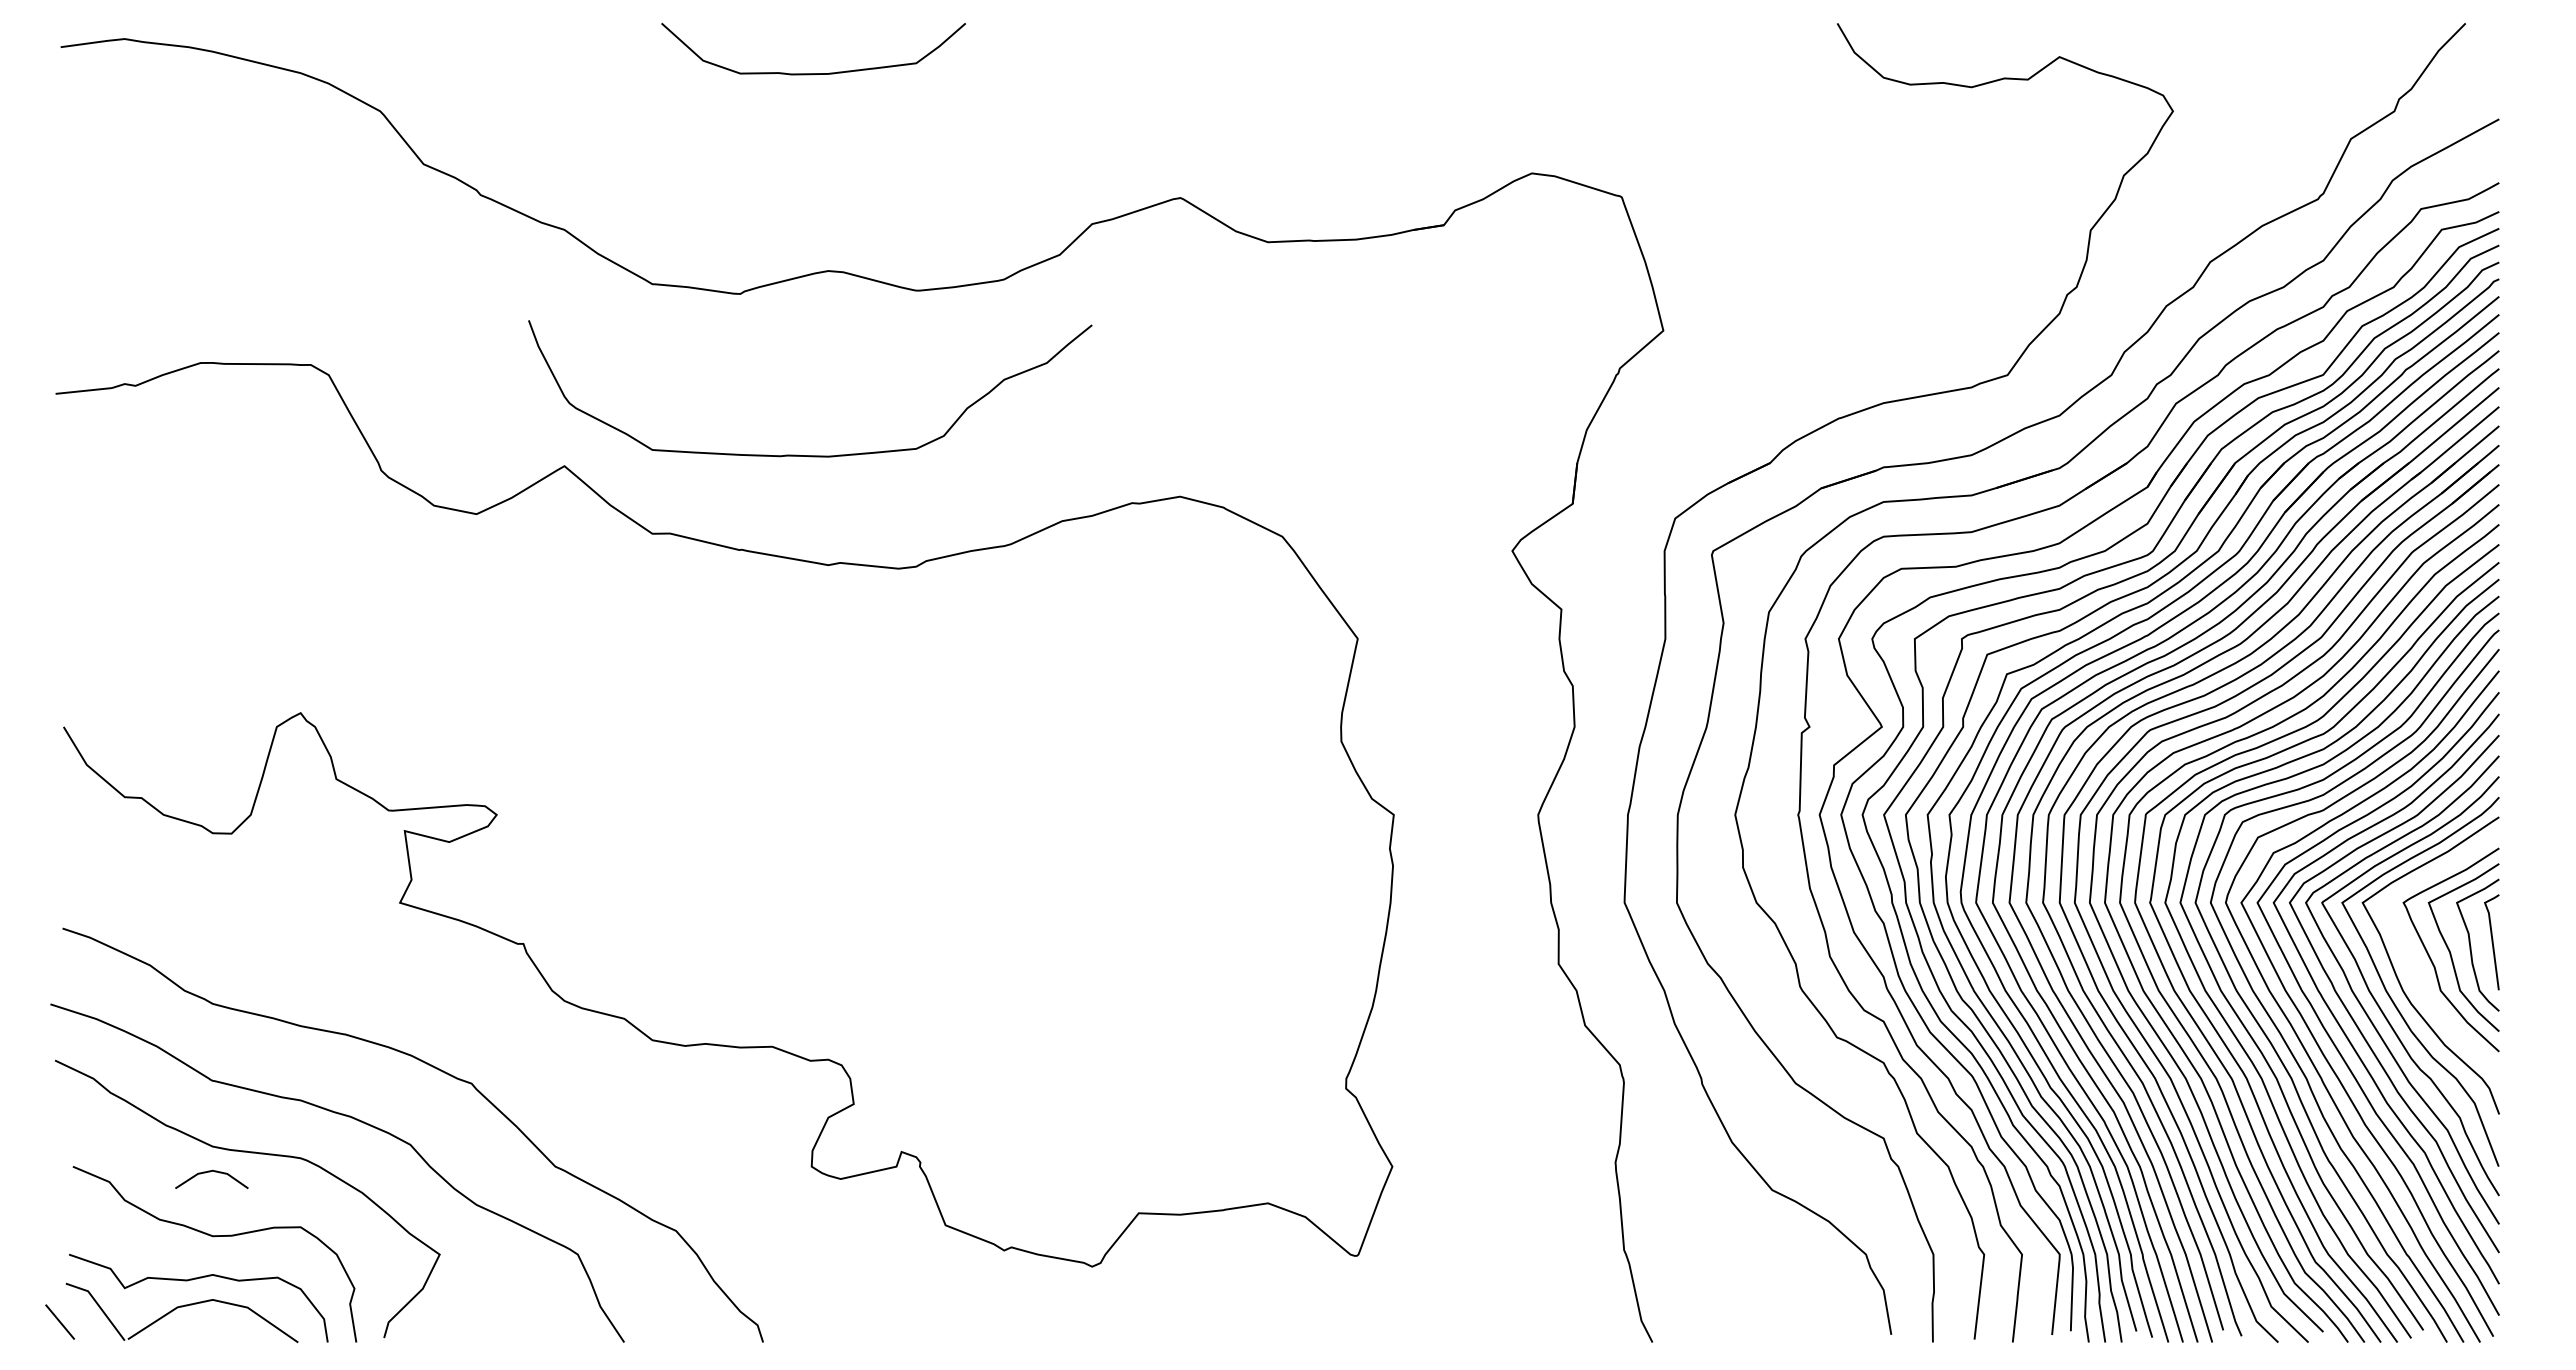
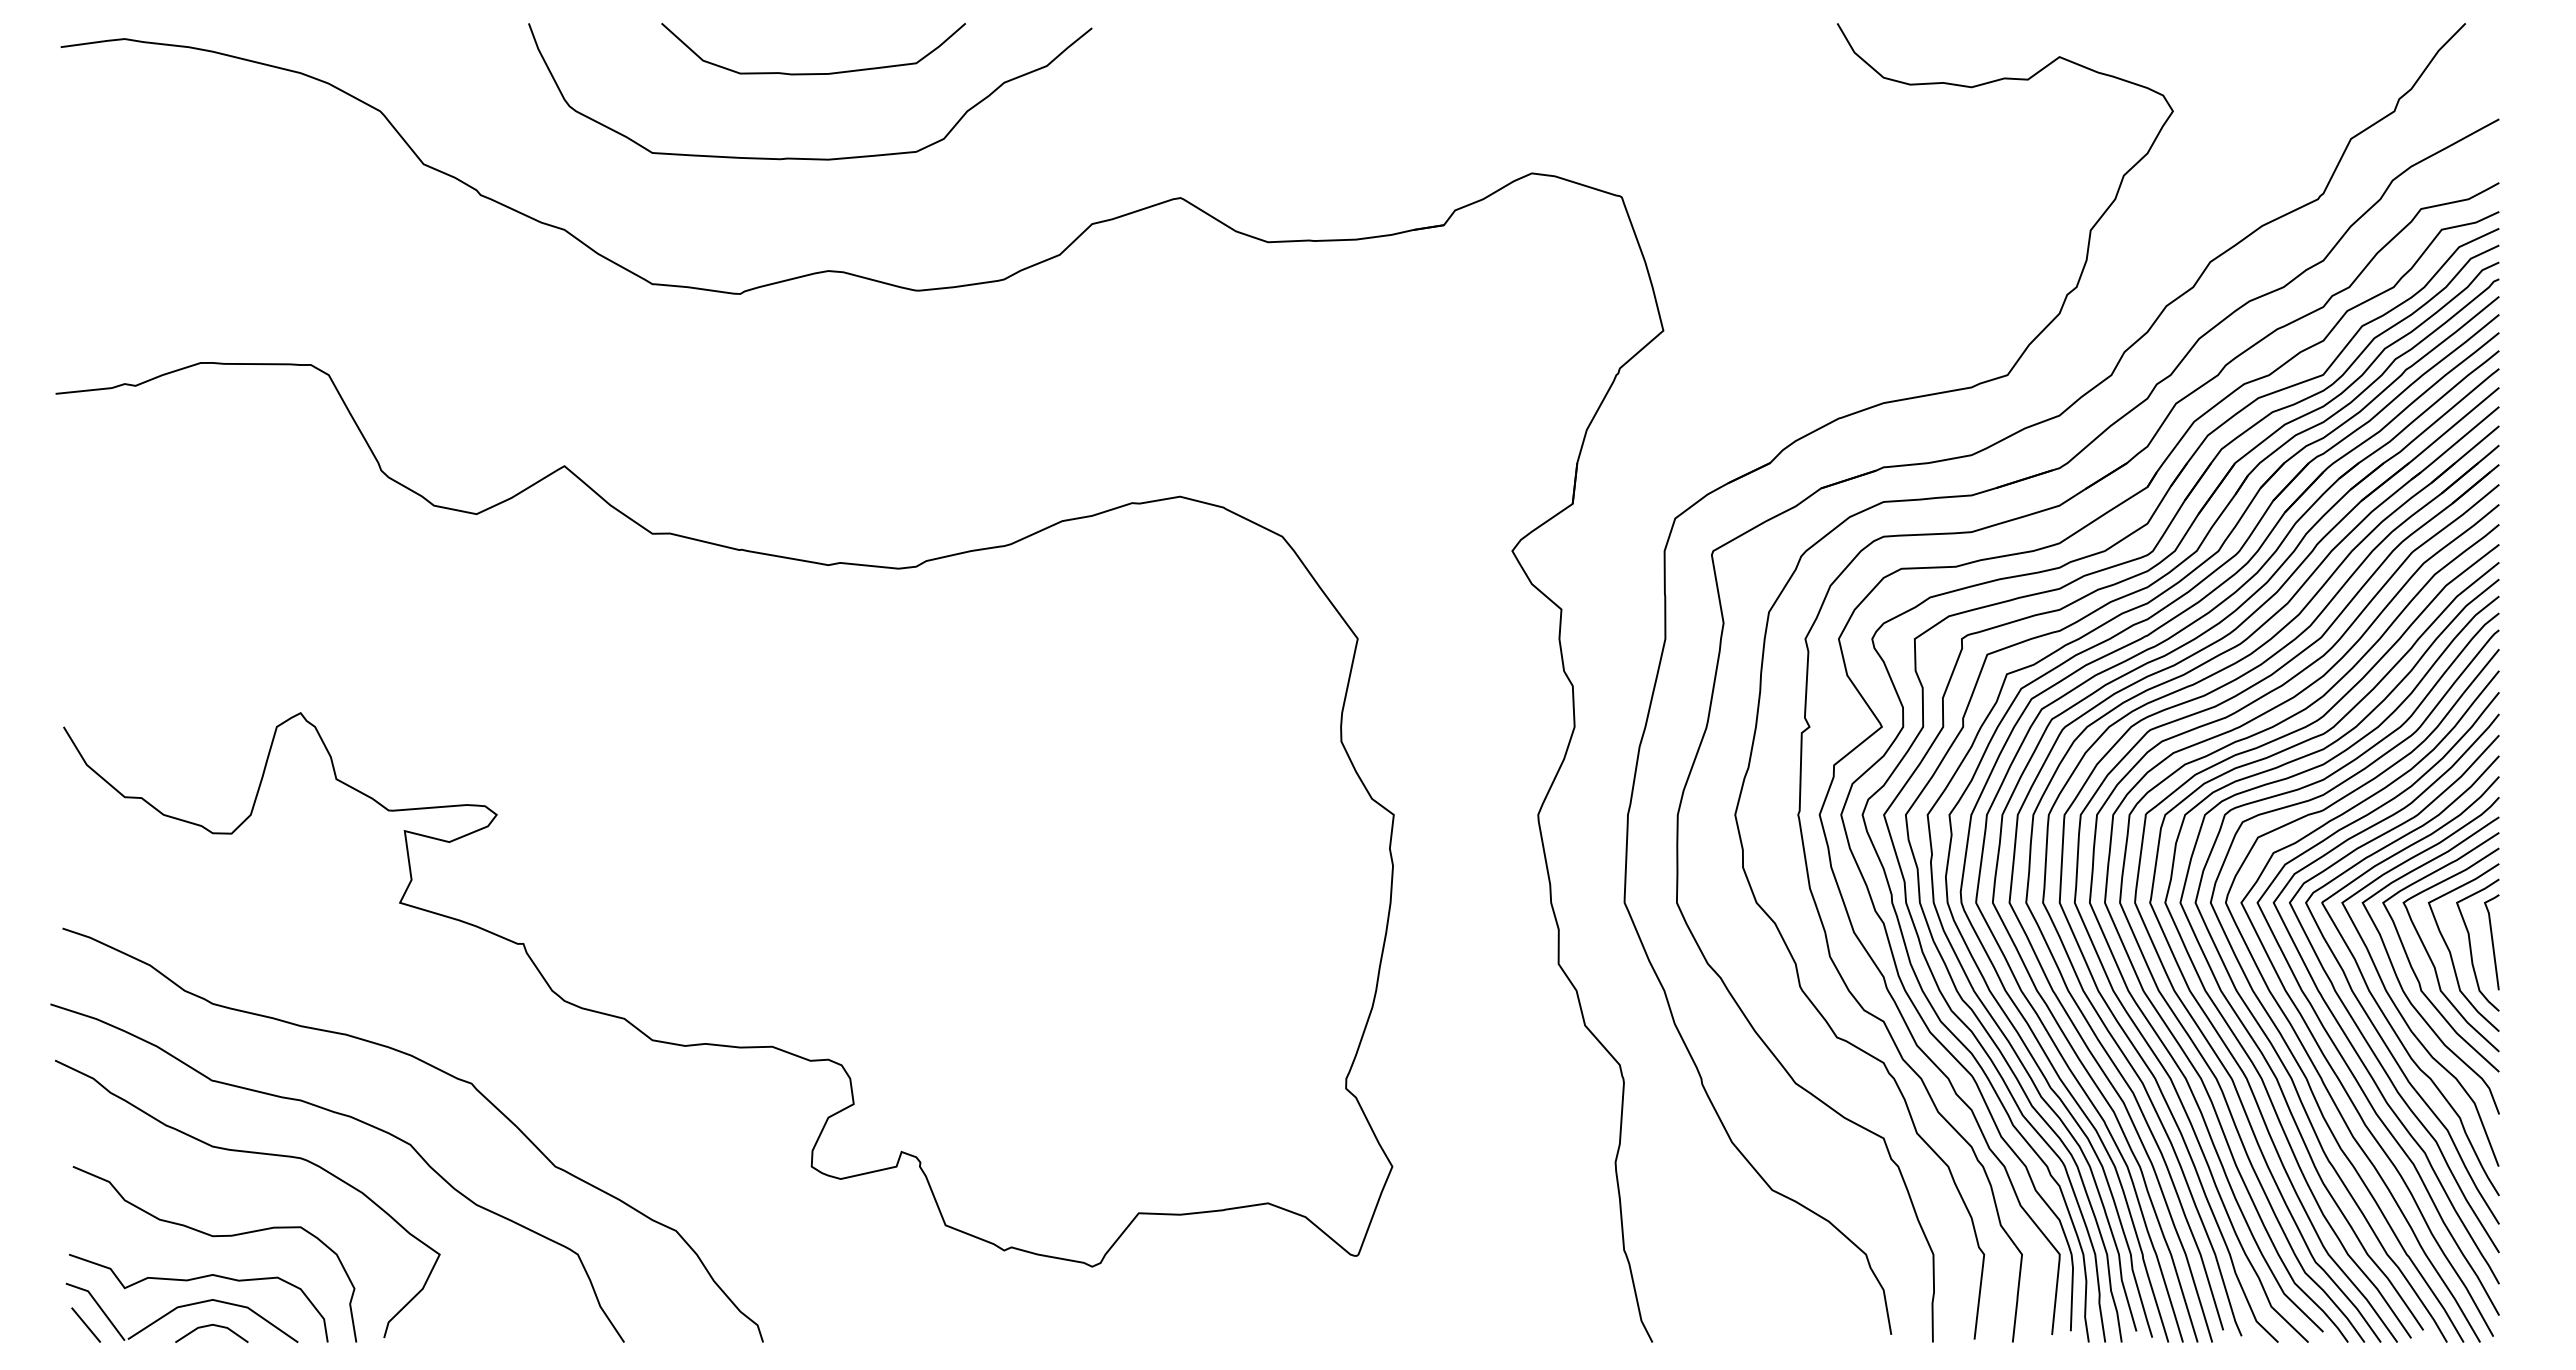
curve position: (810, 455) -> (810, 158) (810, 158)
curve: none -> present (2412, 966)
line position: (210, 1172) -> (210, 1326) (210, 1326)
line position: (59, 1321) -> (85, 1324) (85, 1324)
